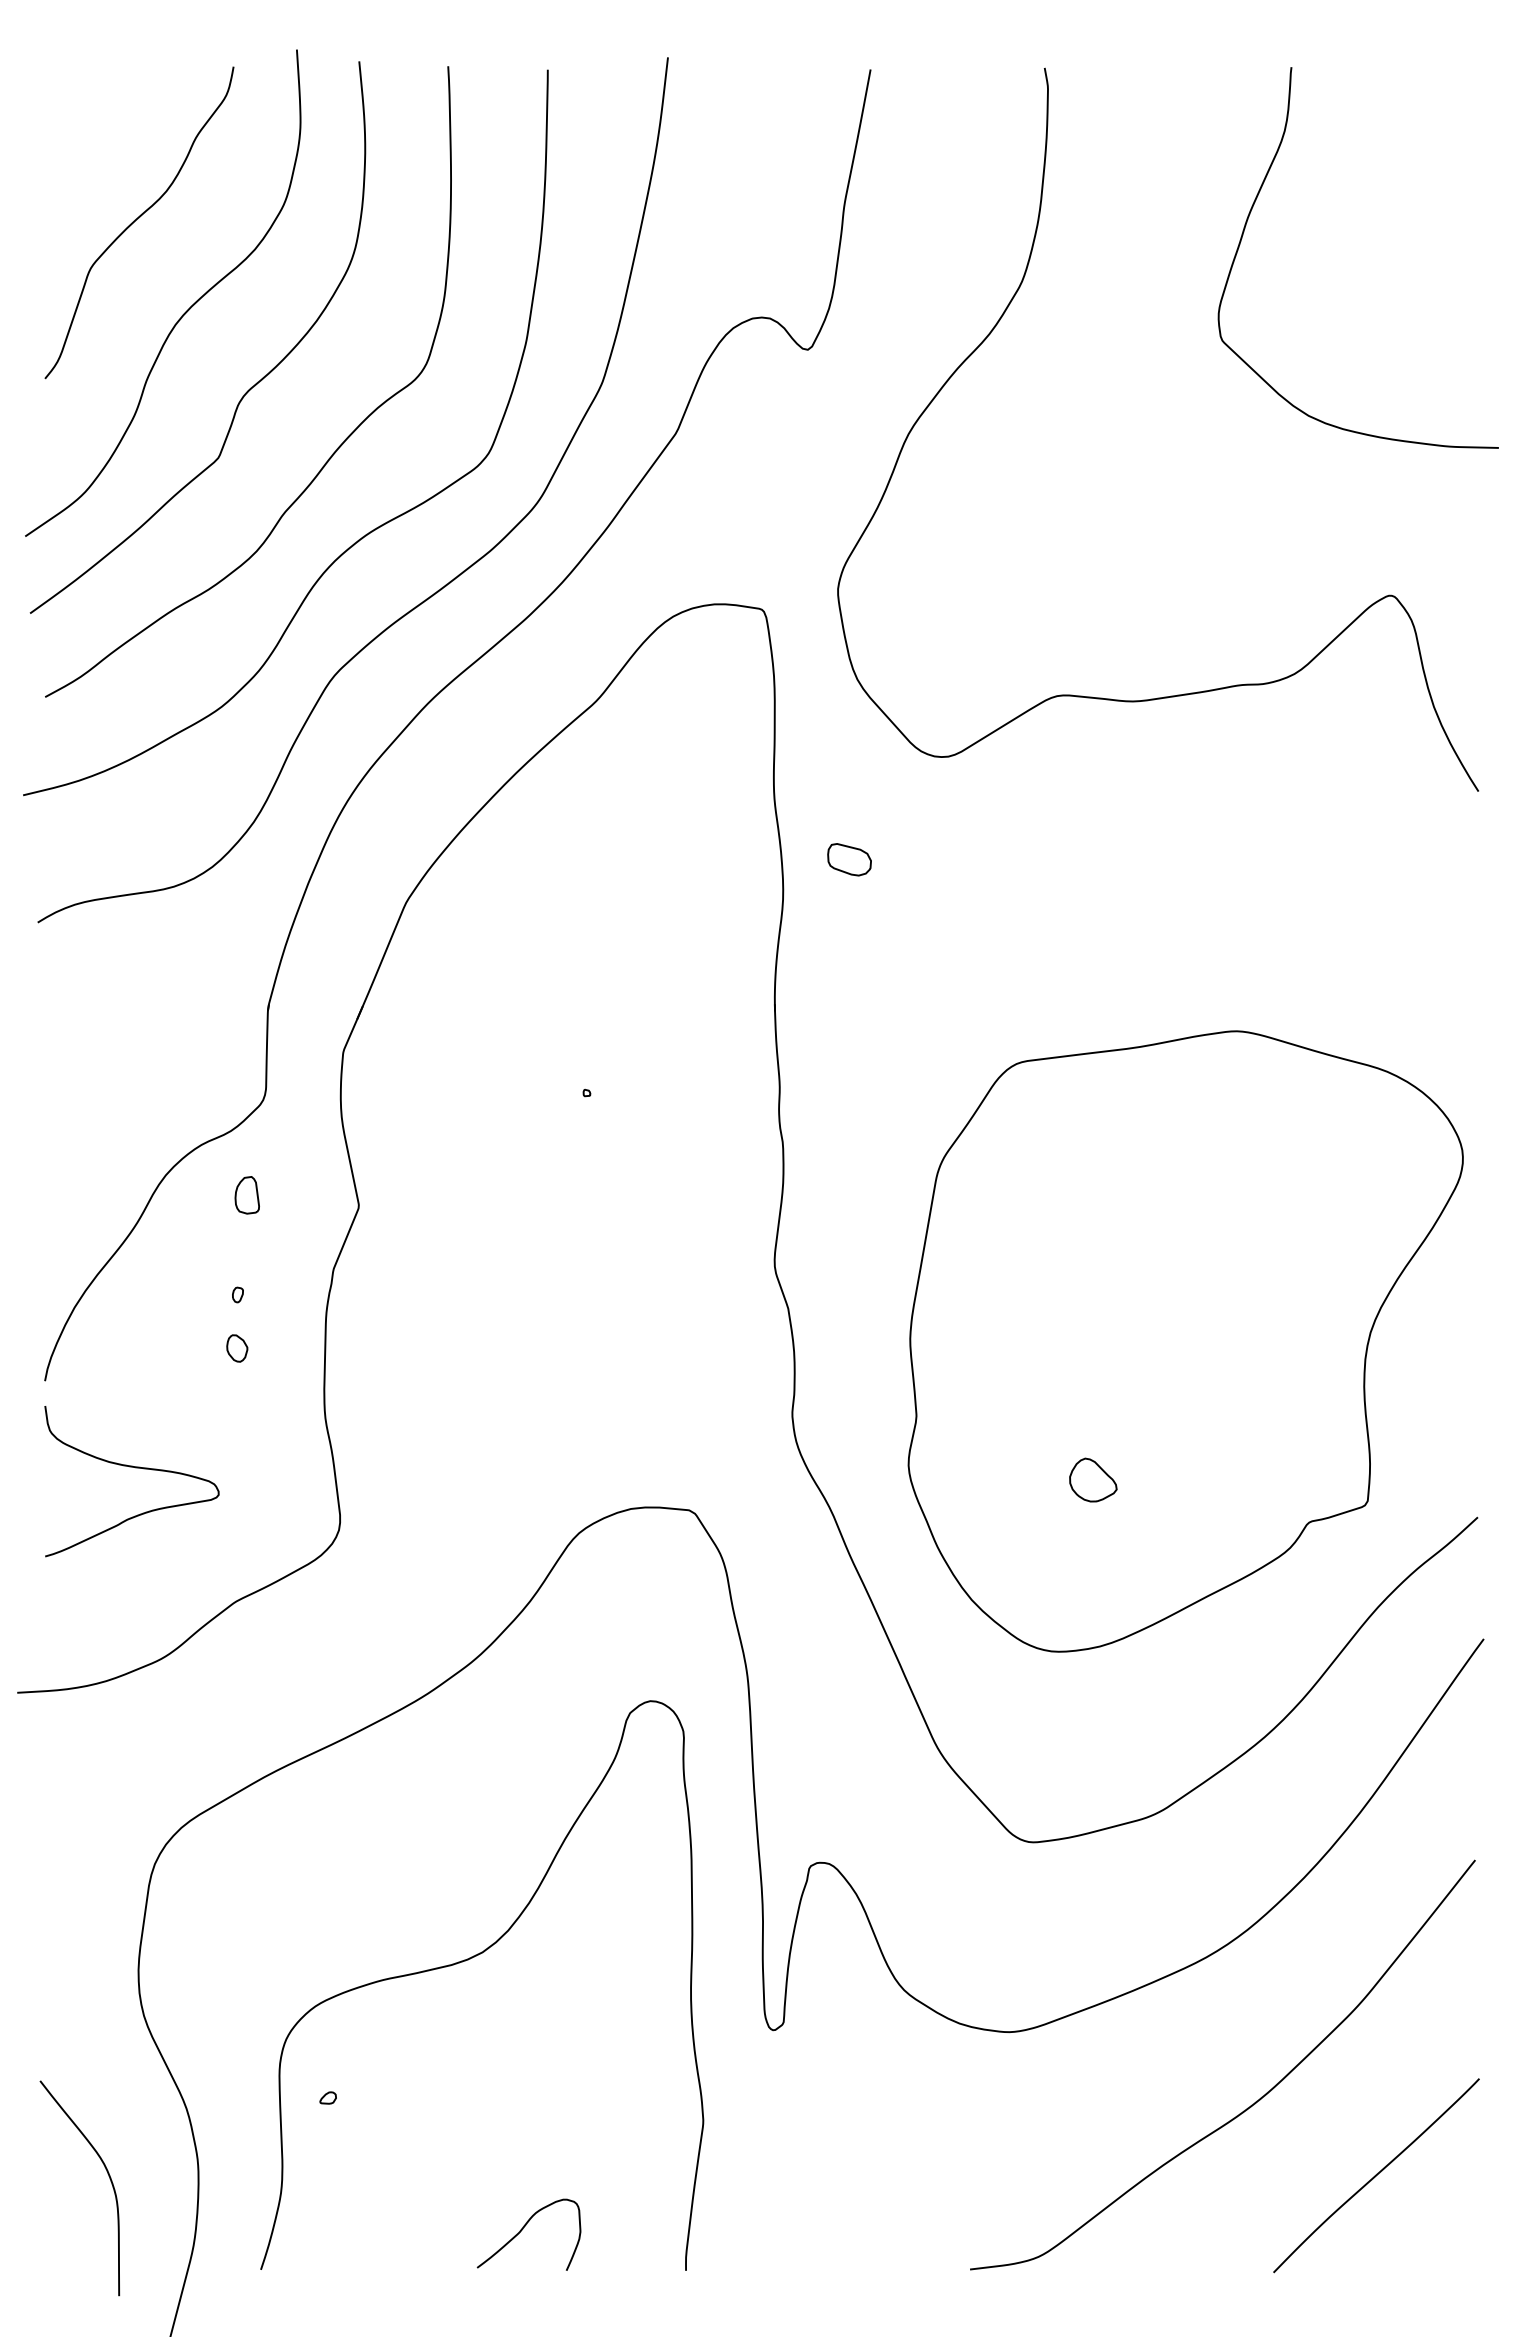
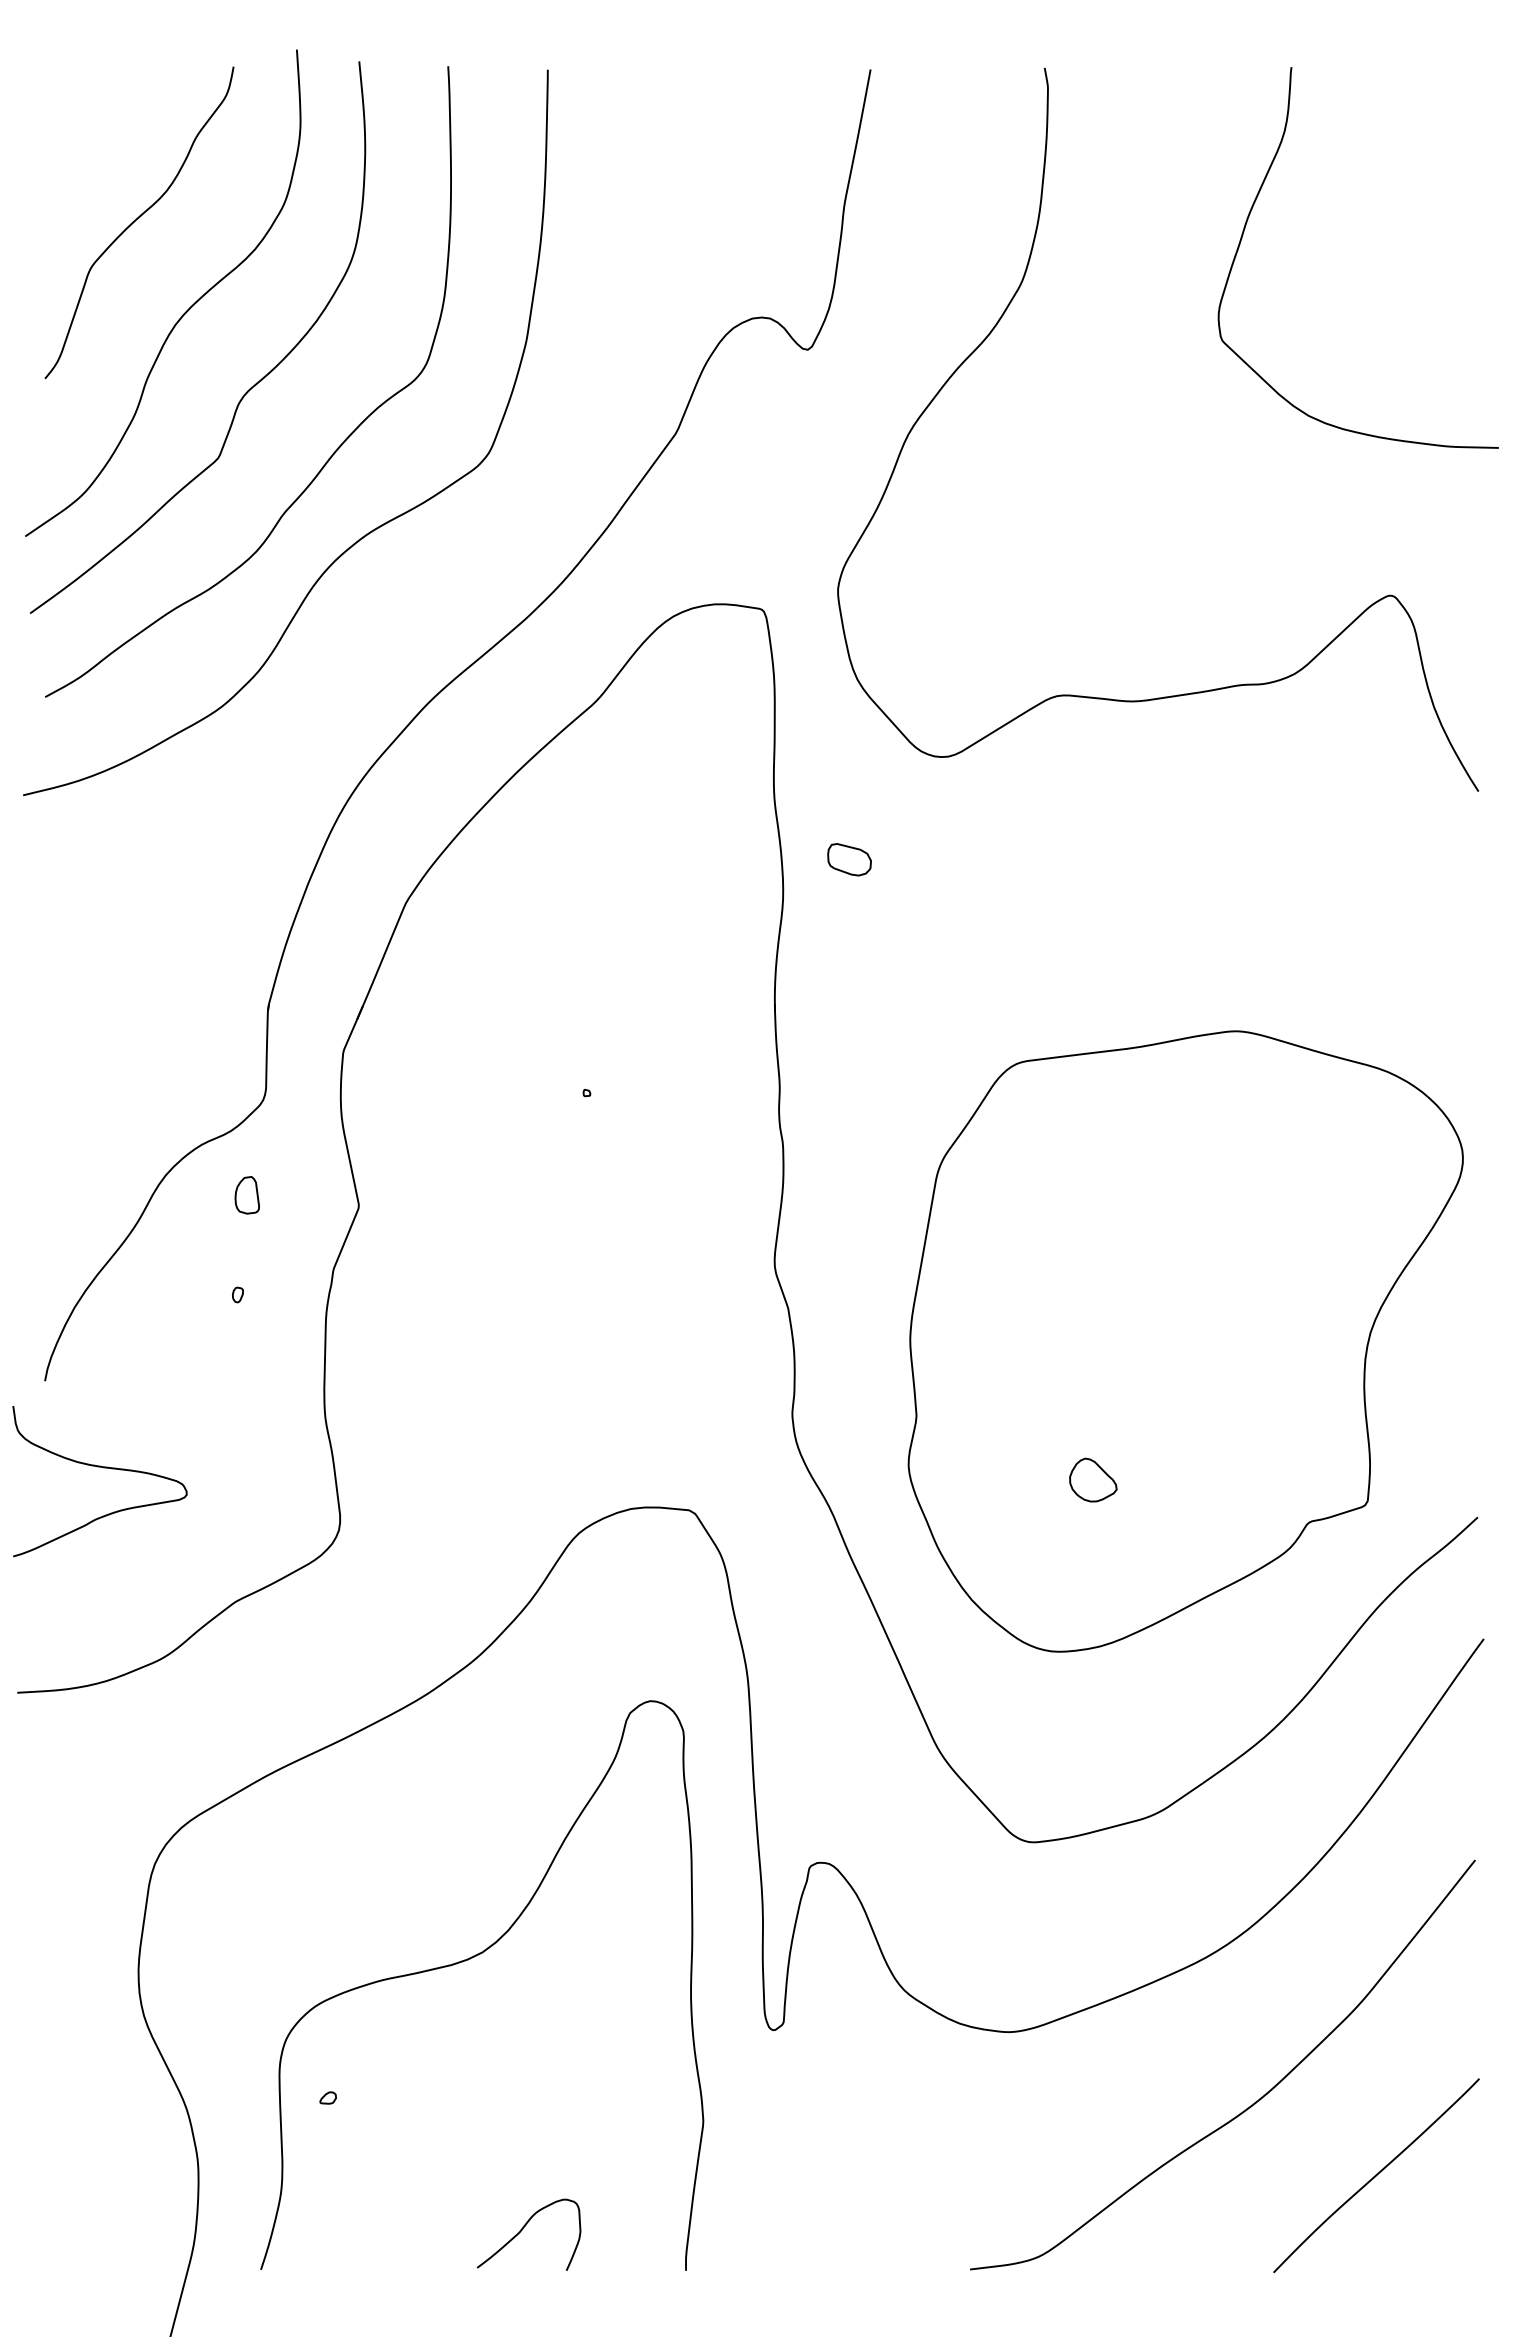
curve: present -> none (427, 597)
part: present -> none (237, 1348)
curve position: (135, 1468) -> (103, 1468) (103, 1468)
curve: present -> none (107, 2174)
